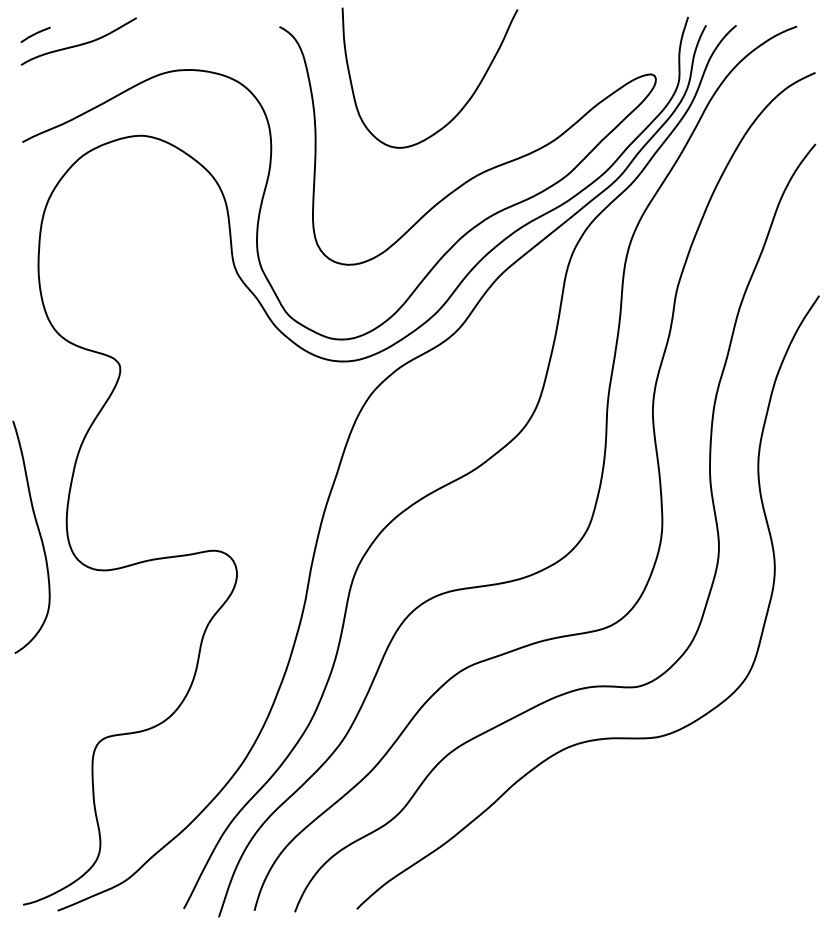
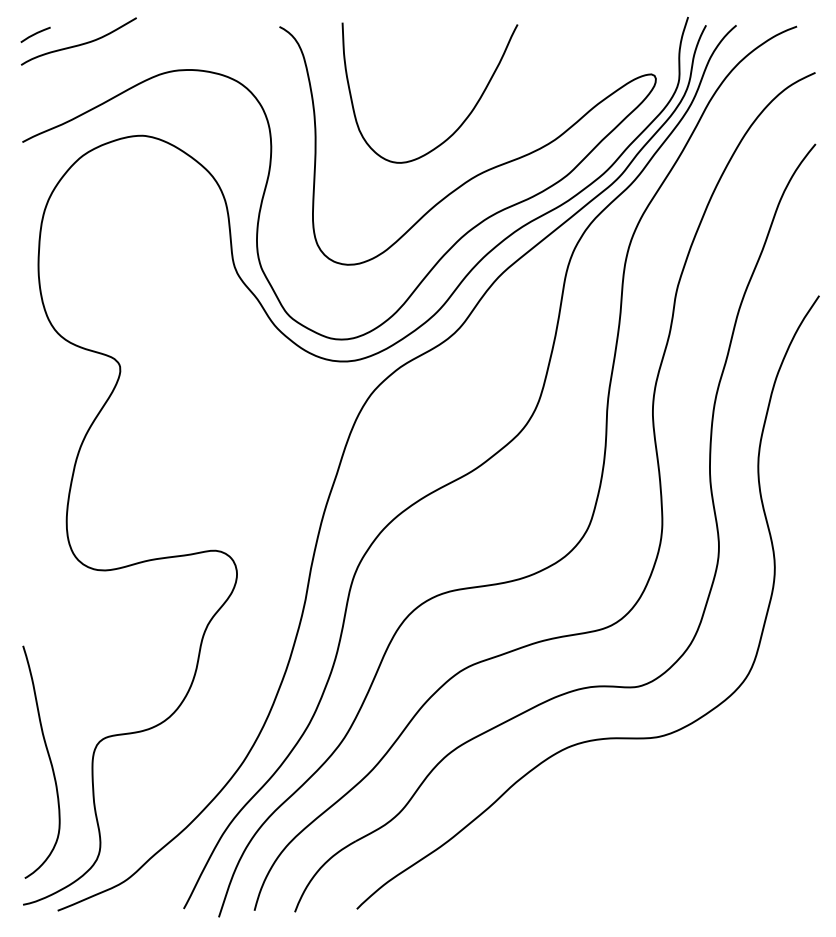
curve position: (463, 105) -> (463, 120) (463, 120)
curve position: (39, 536) -> (49, 761) (49, 761)
